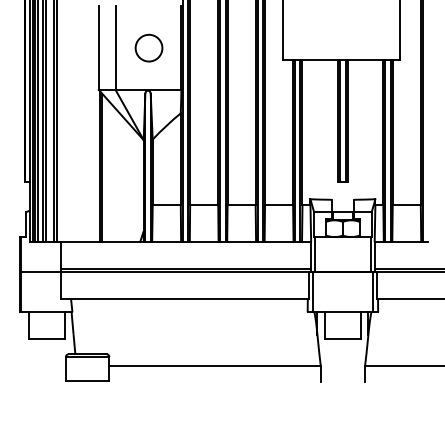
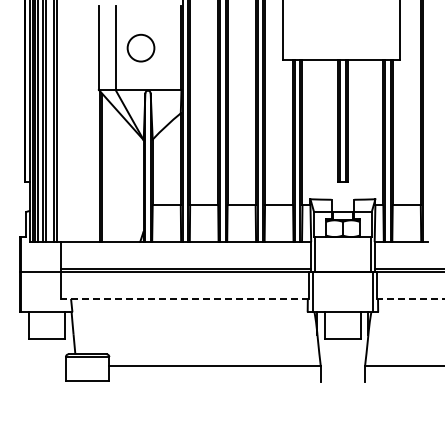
circle position: (148, 47) -> (140, 47) (140, 47)
line: solid -> dashed (184, 298)
line: solid -> dashed (410, 298)
